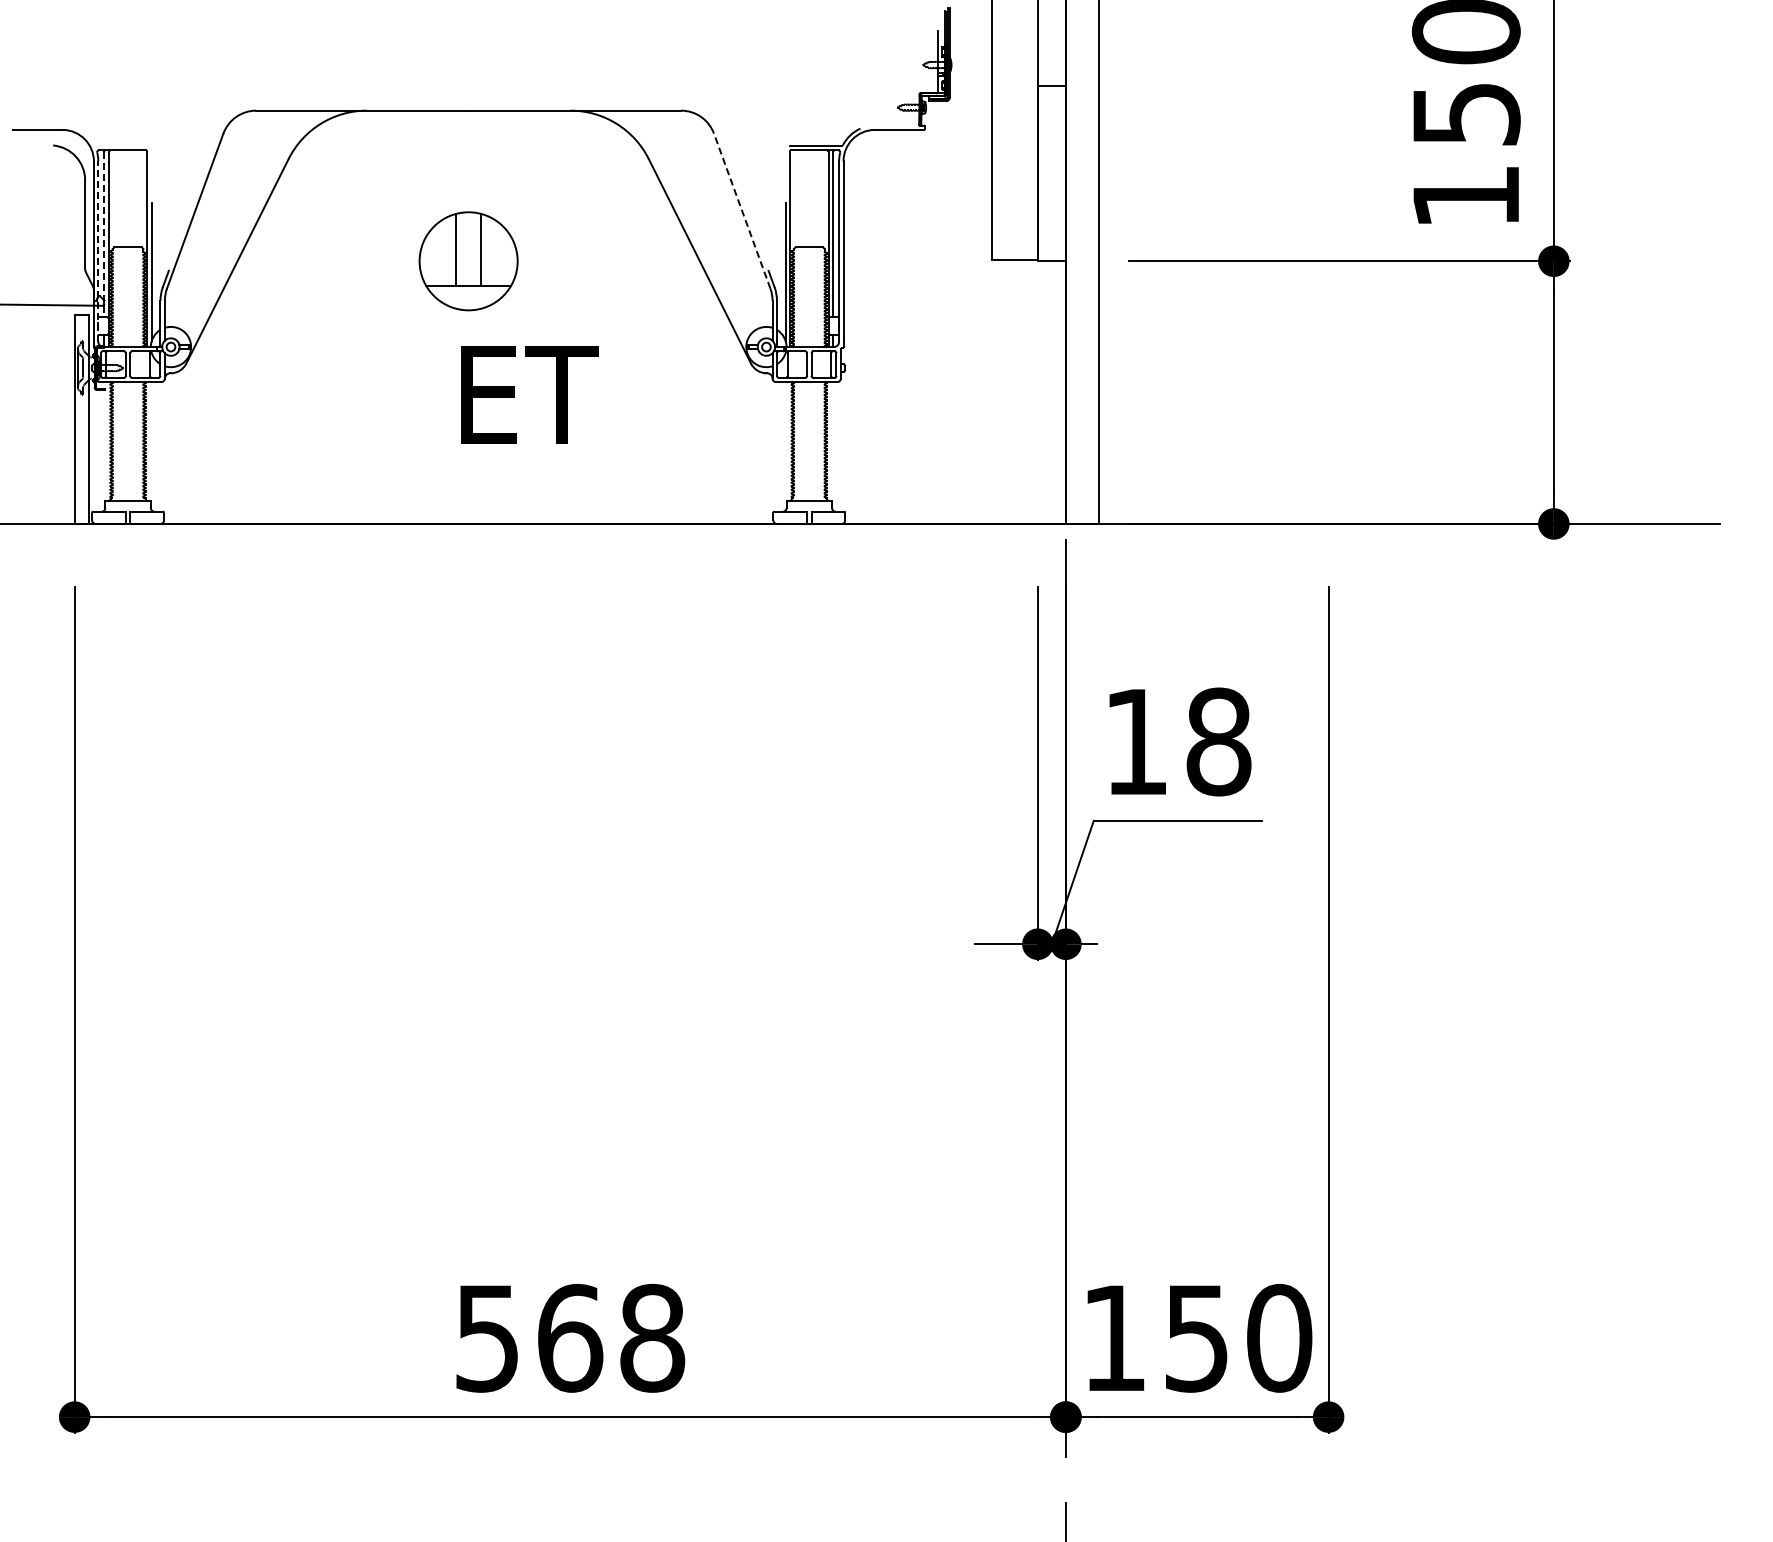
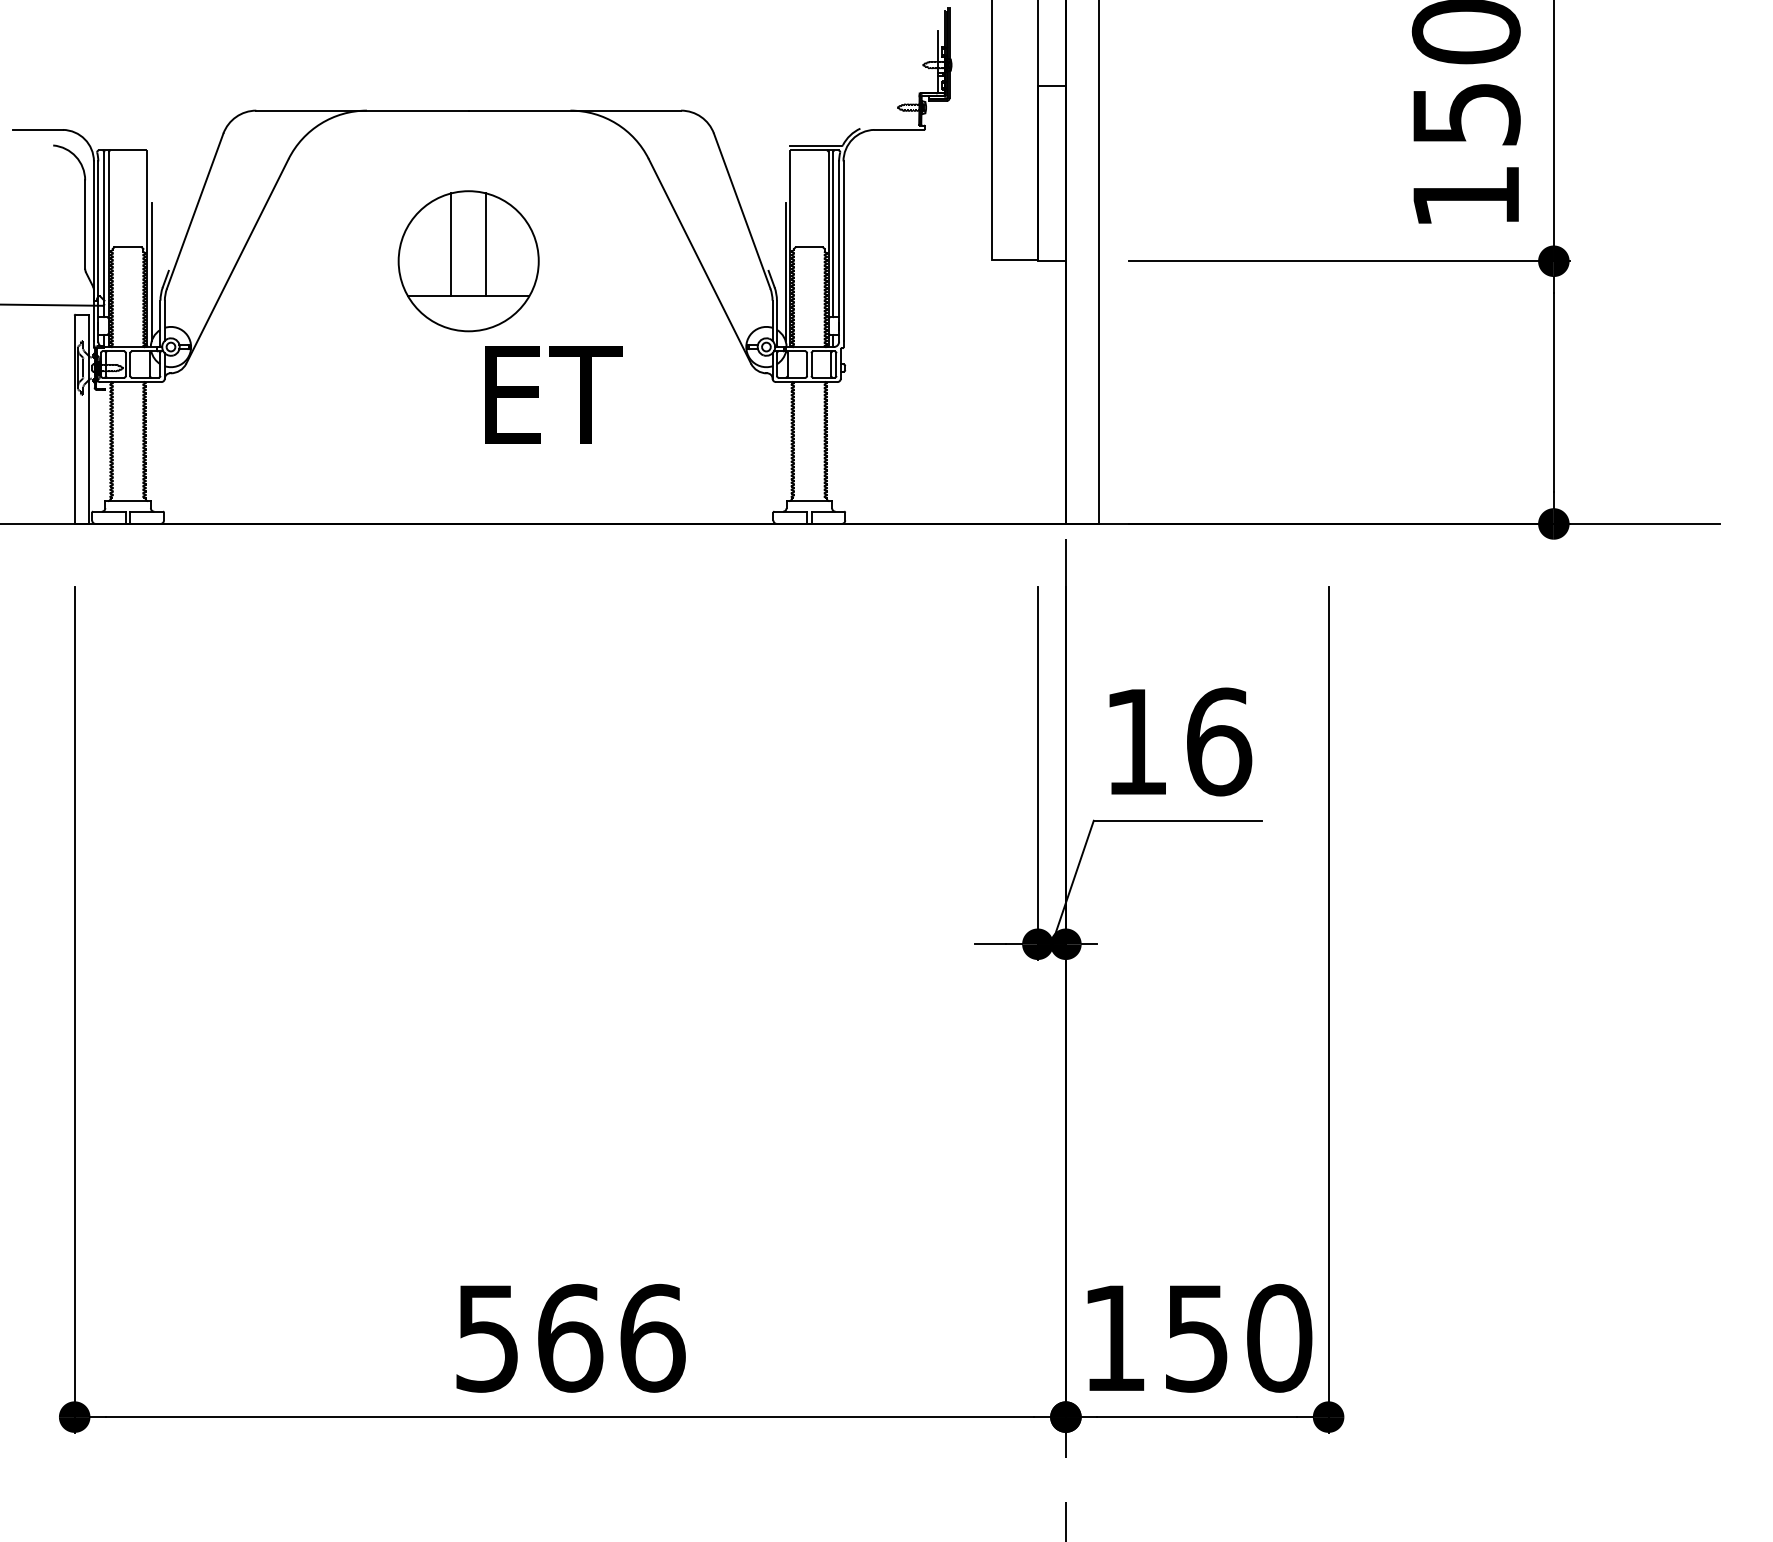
line: dashed -> solid (742, 210)
line: dashed -> solid (104, 234)
line: dashed -> solid (98, 251)
part size: 101x101 px -> 143x143 px (468, 261)
text position: (529, 394) -> (553, 394) (553, 394)
text: 18 -> 16 (1219, 741)
text: 568 -> 566 (652, 1337)
